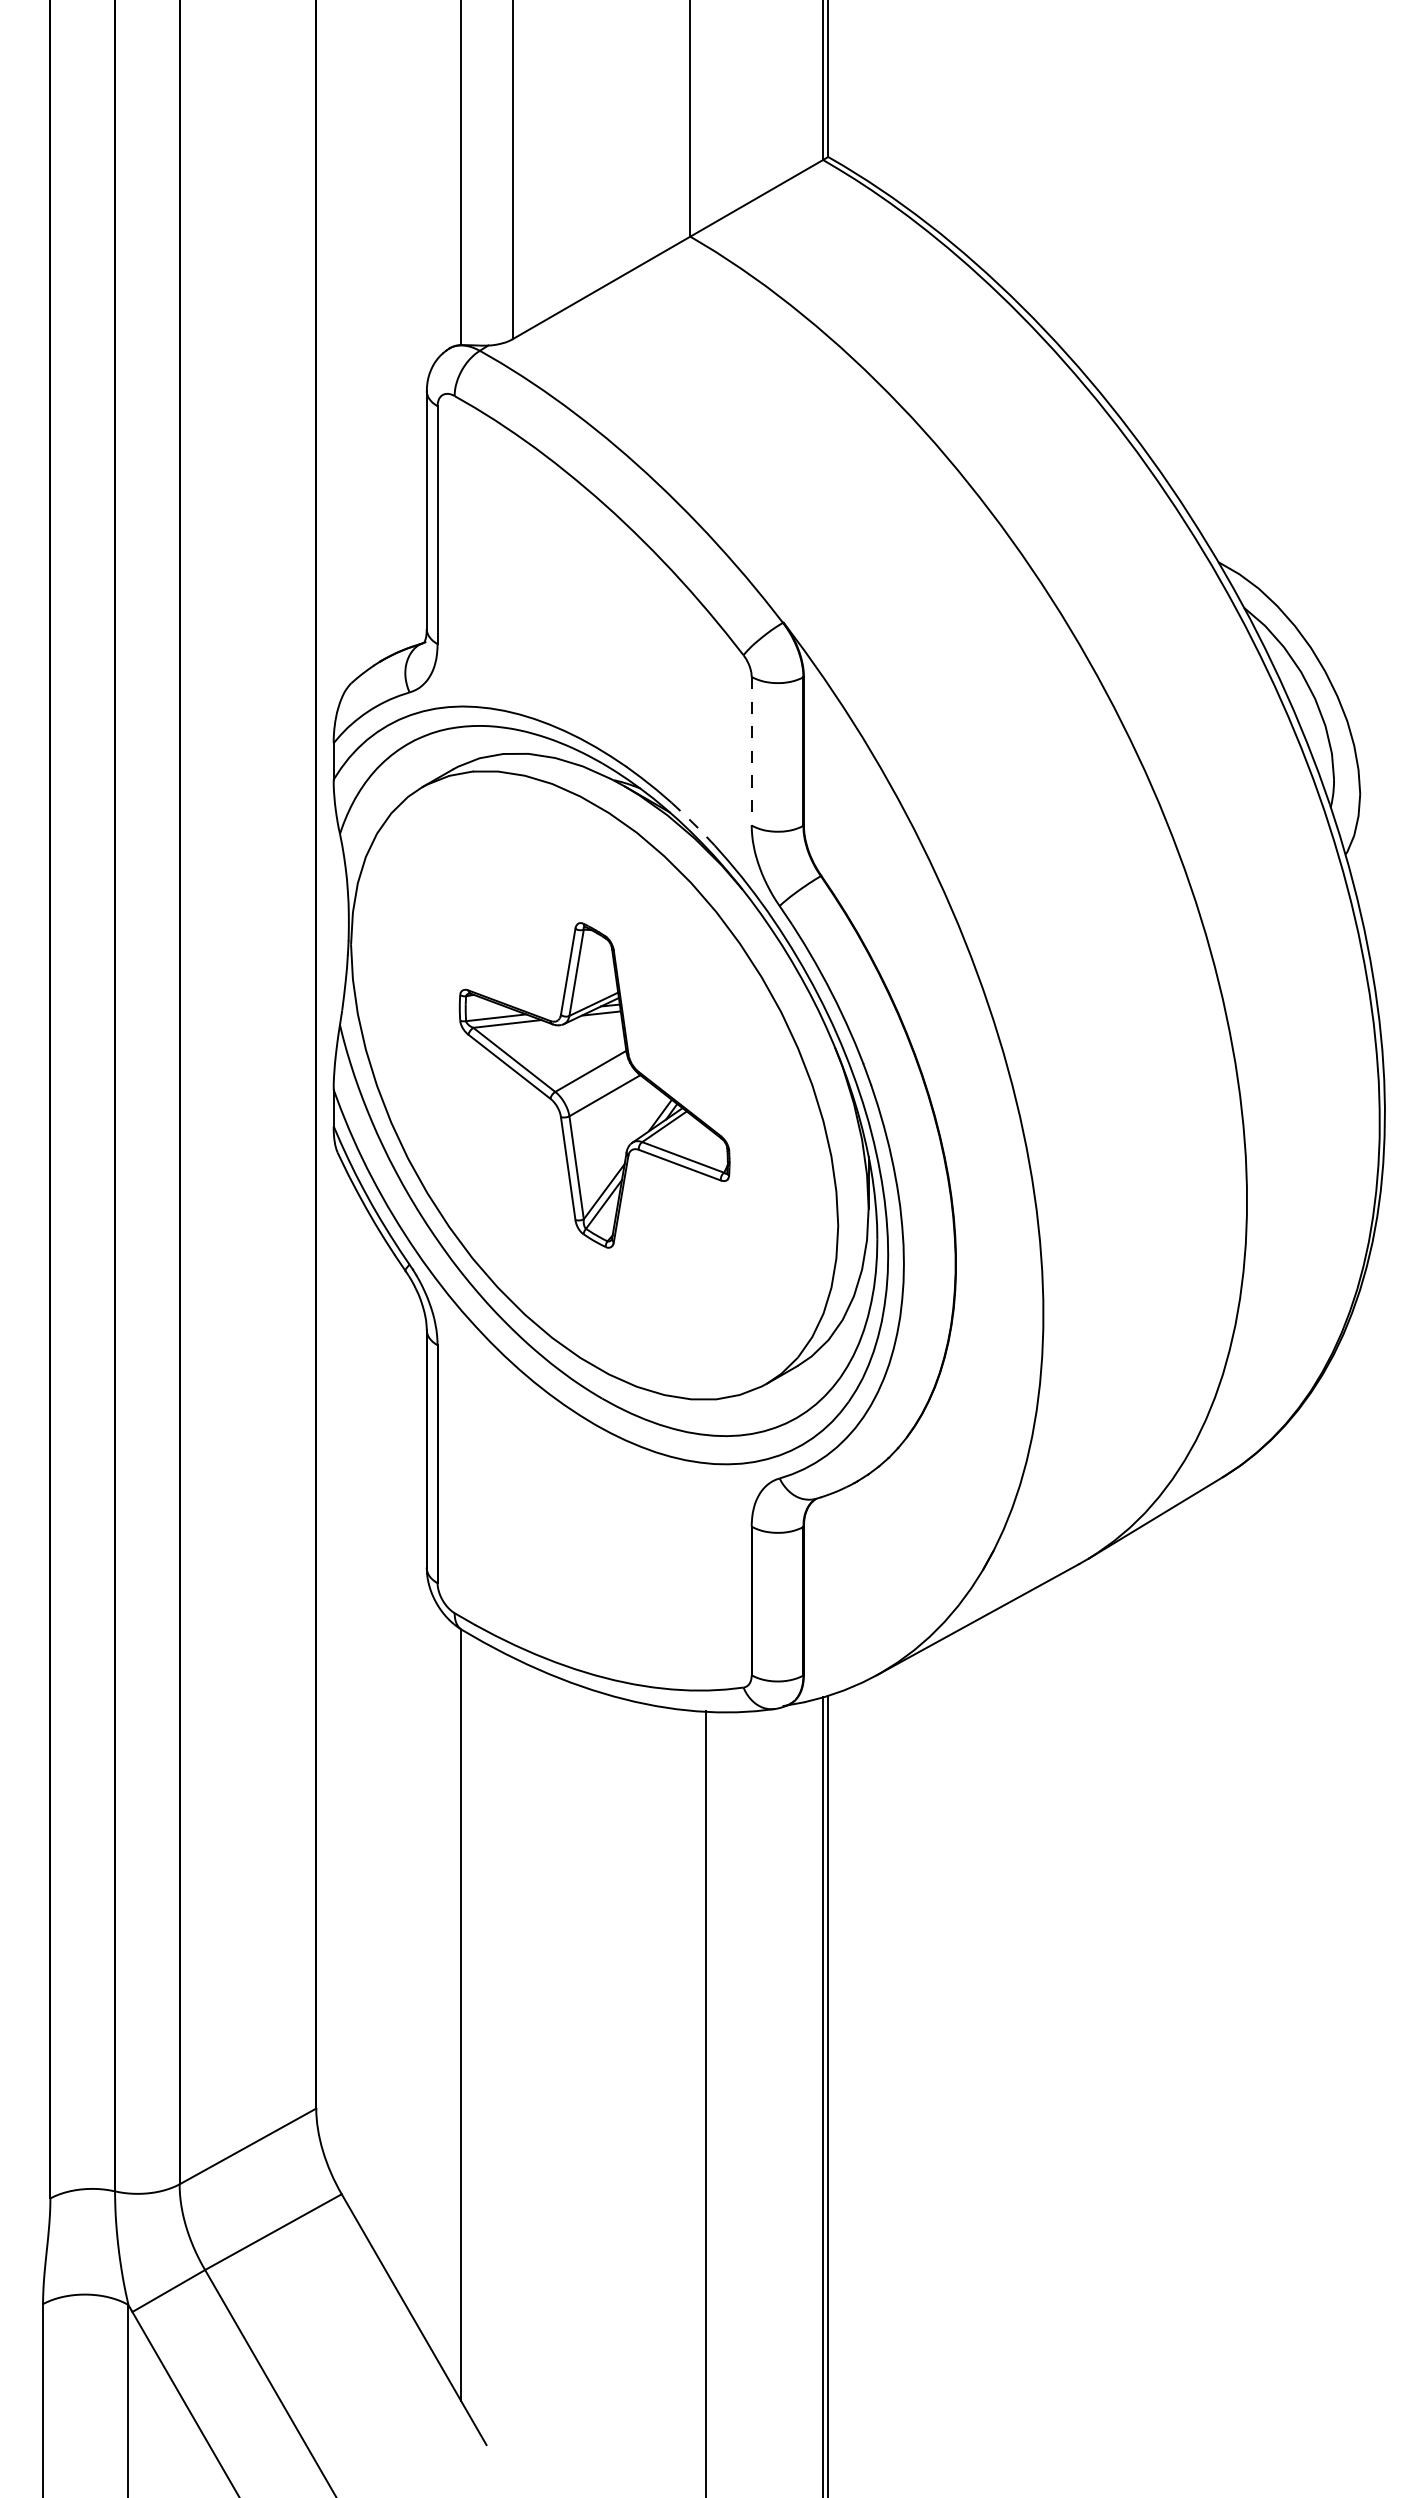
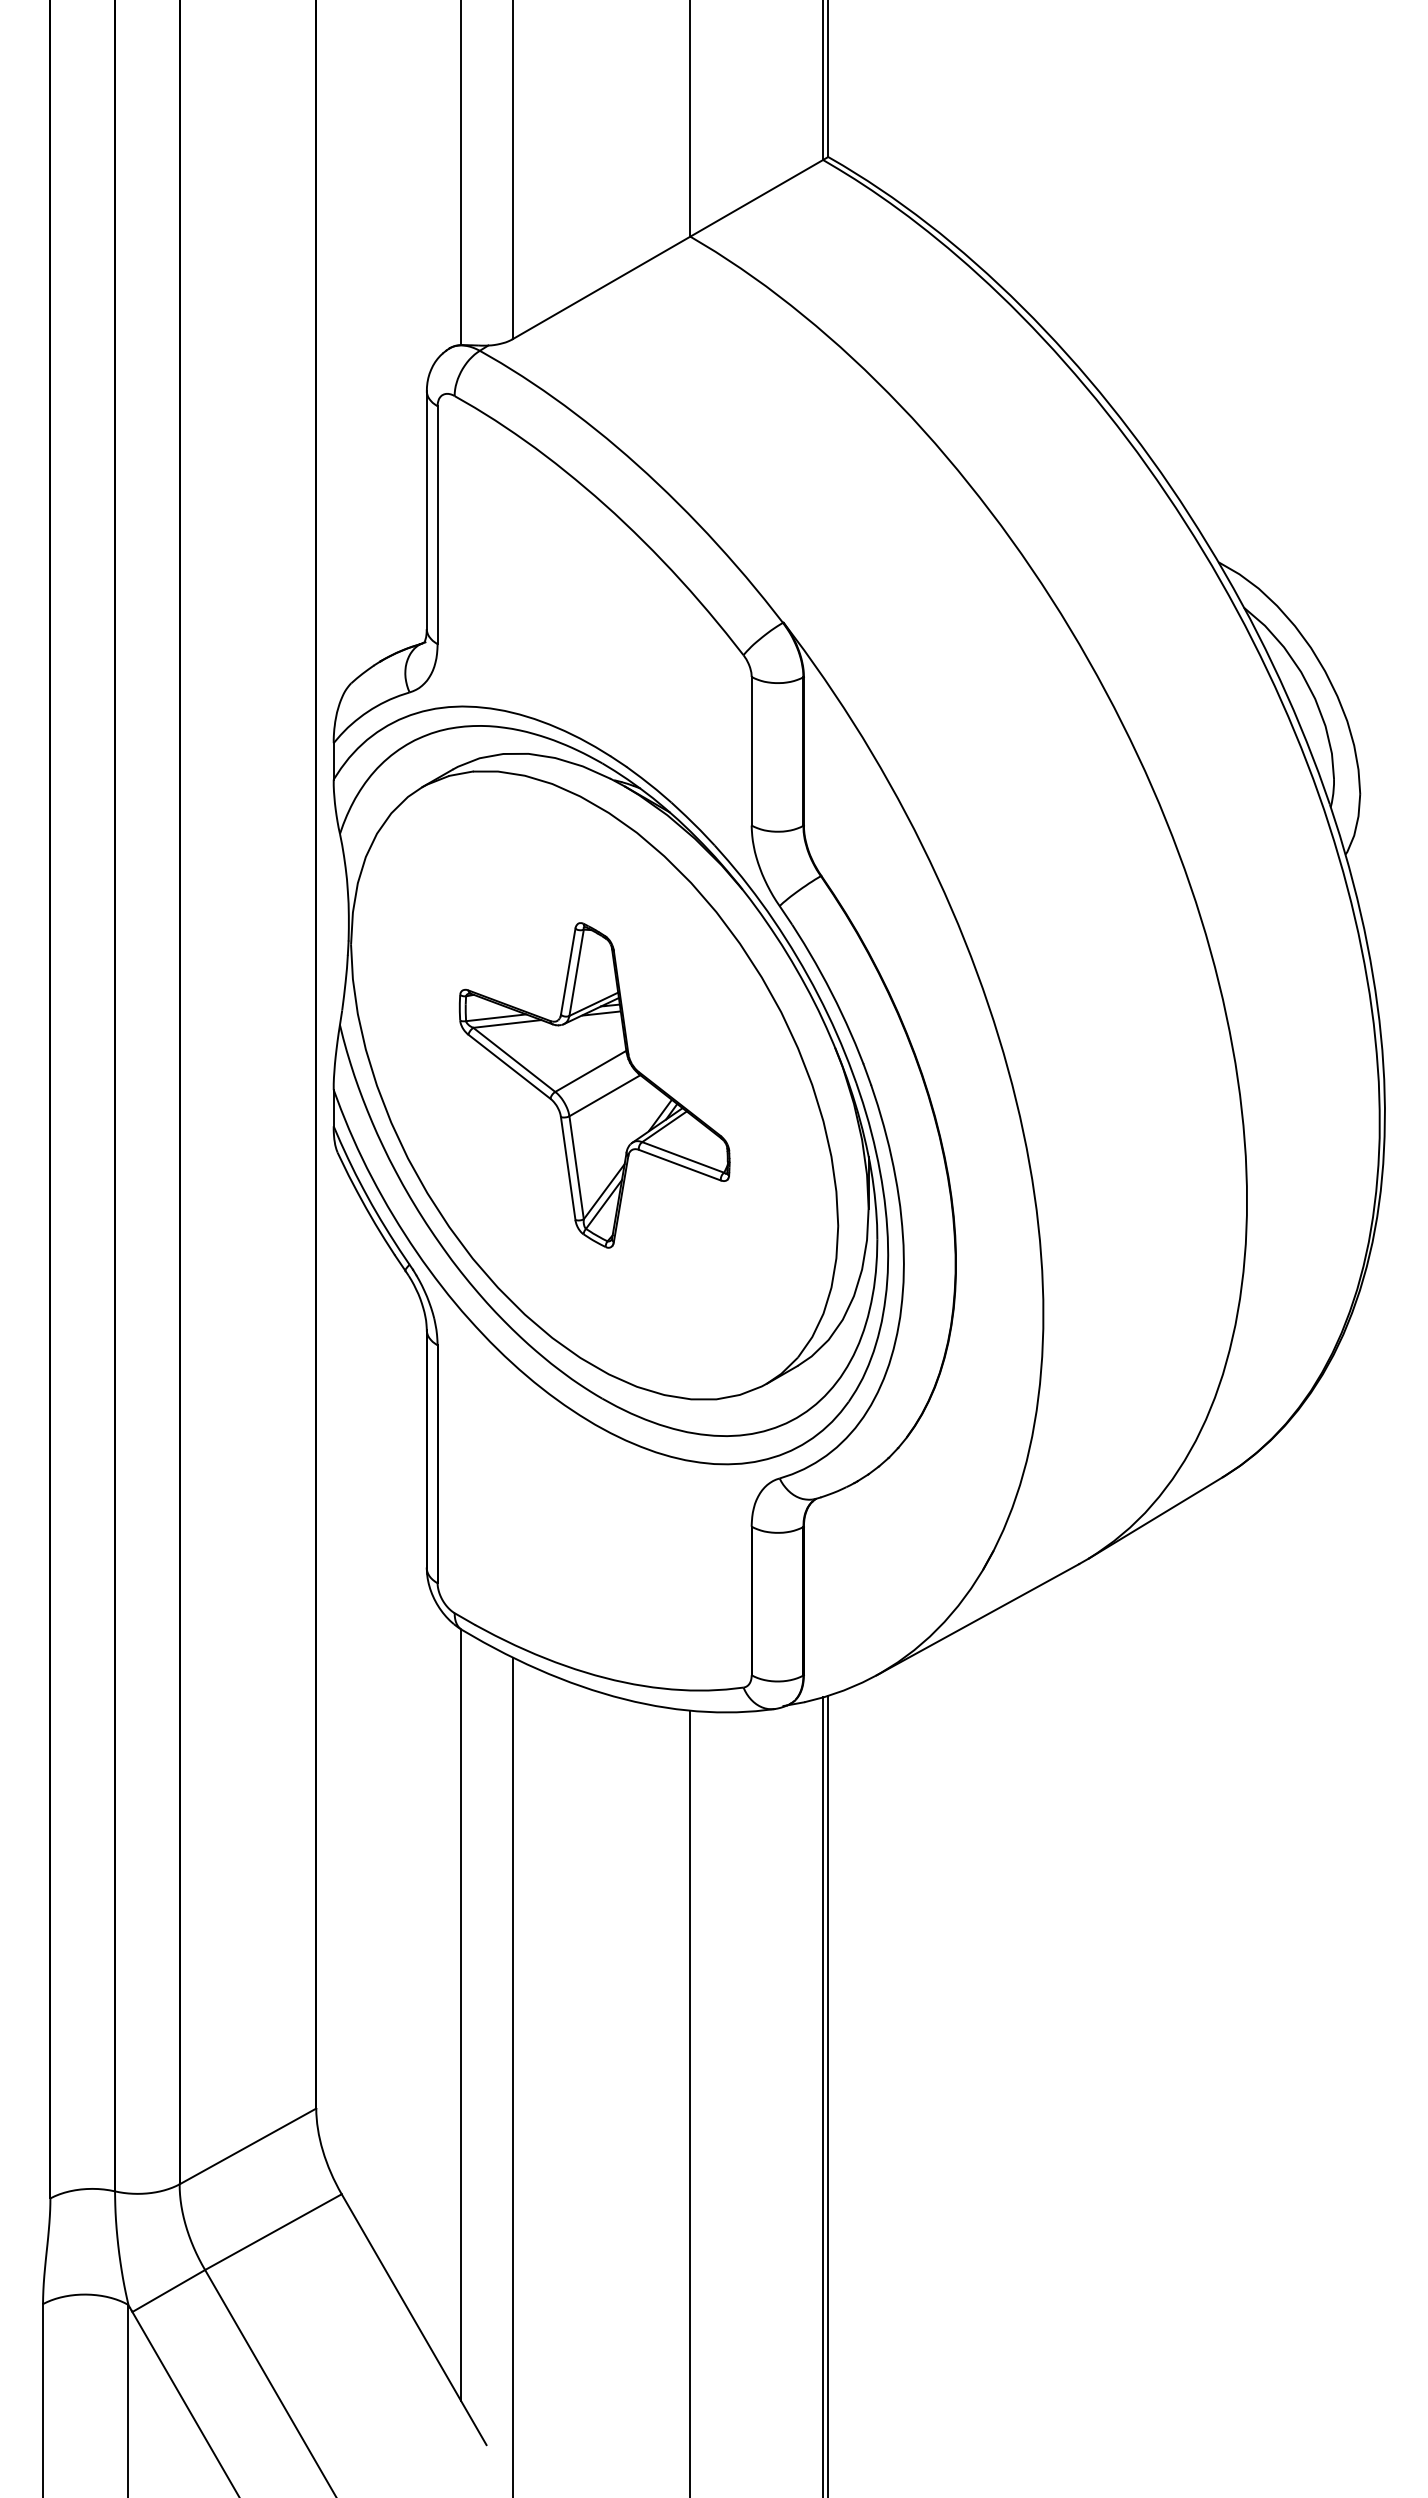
line: dashed -> solid (751, 751)
line: dashed -> solid (693, 823)
line: none -> present (512, 2075)
line position: (706, 2102) -> (690, 2102) (690, 2102)
